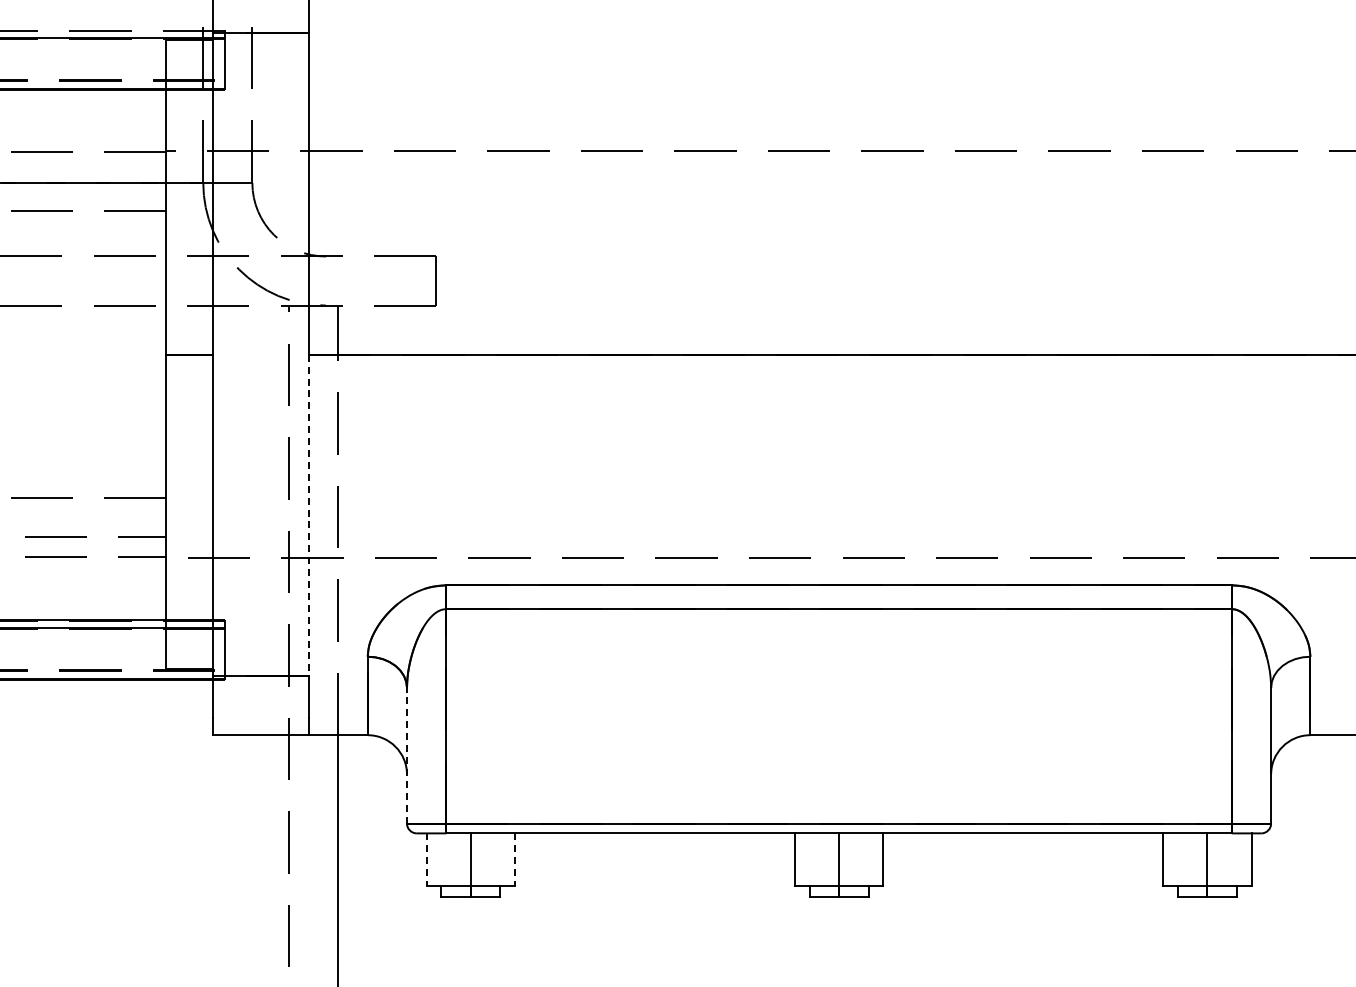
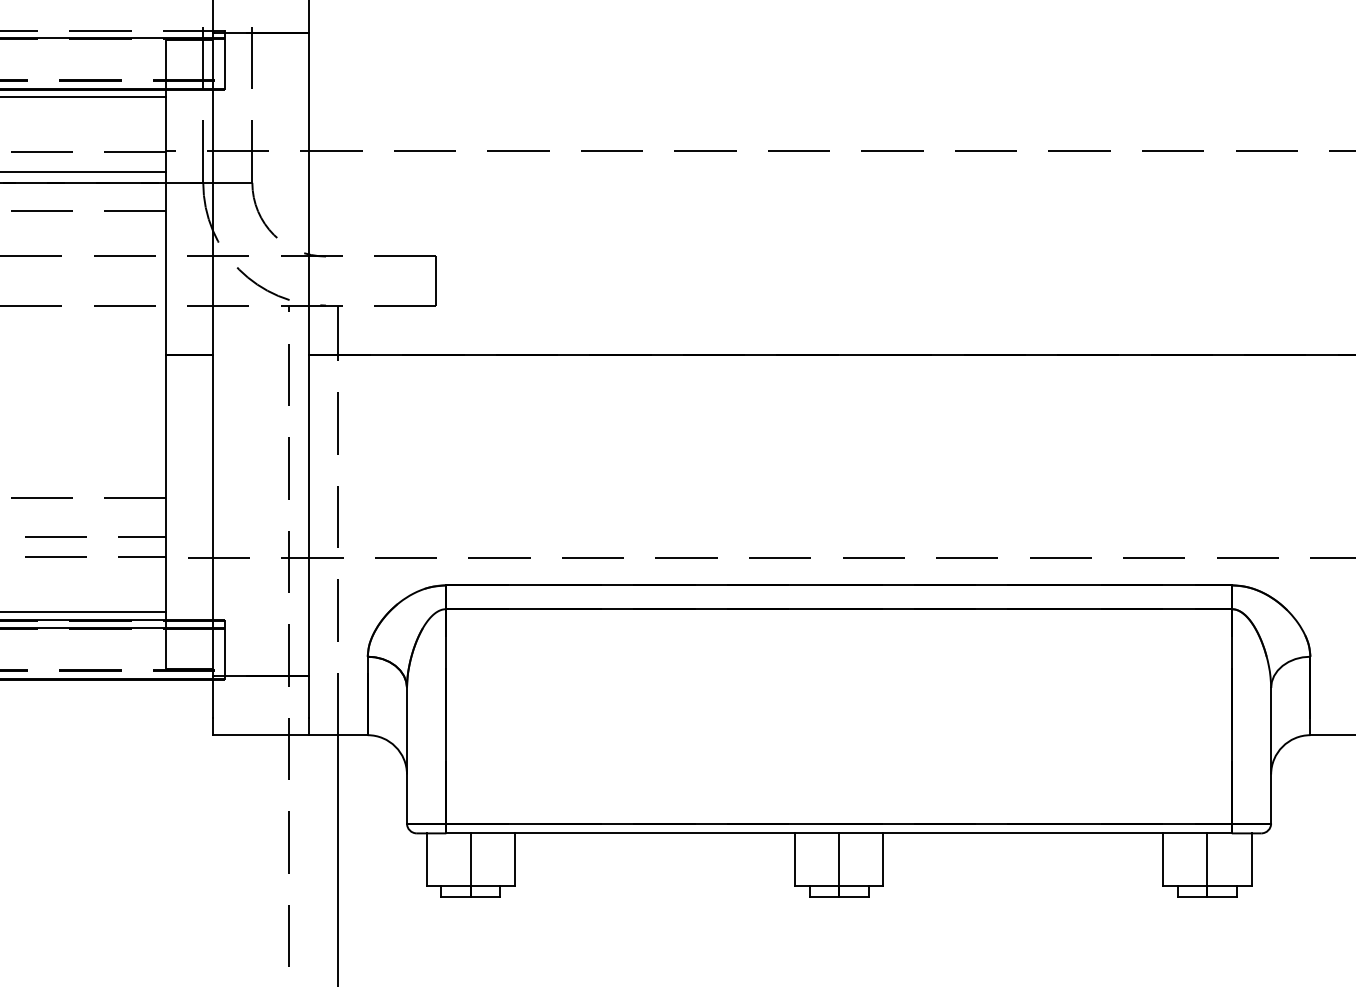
line: none -> present (84, 96)
line: none -> present (84, 172)
line: dashed -> solid (308, 515)
line: none -> present (84, 612)
line: dashed -> solid (407, 755)
line: dashed -> solid (426, 859)
line: dashed -> solid (515, 859)
